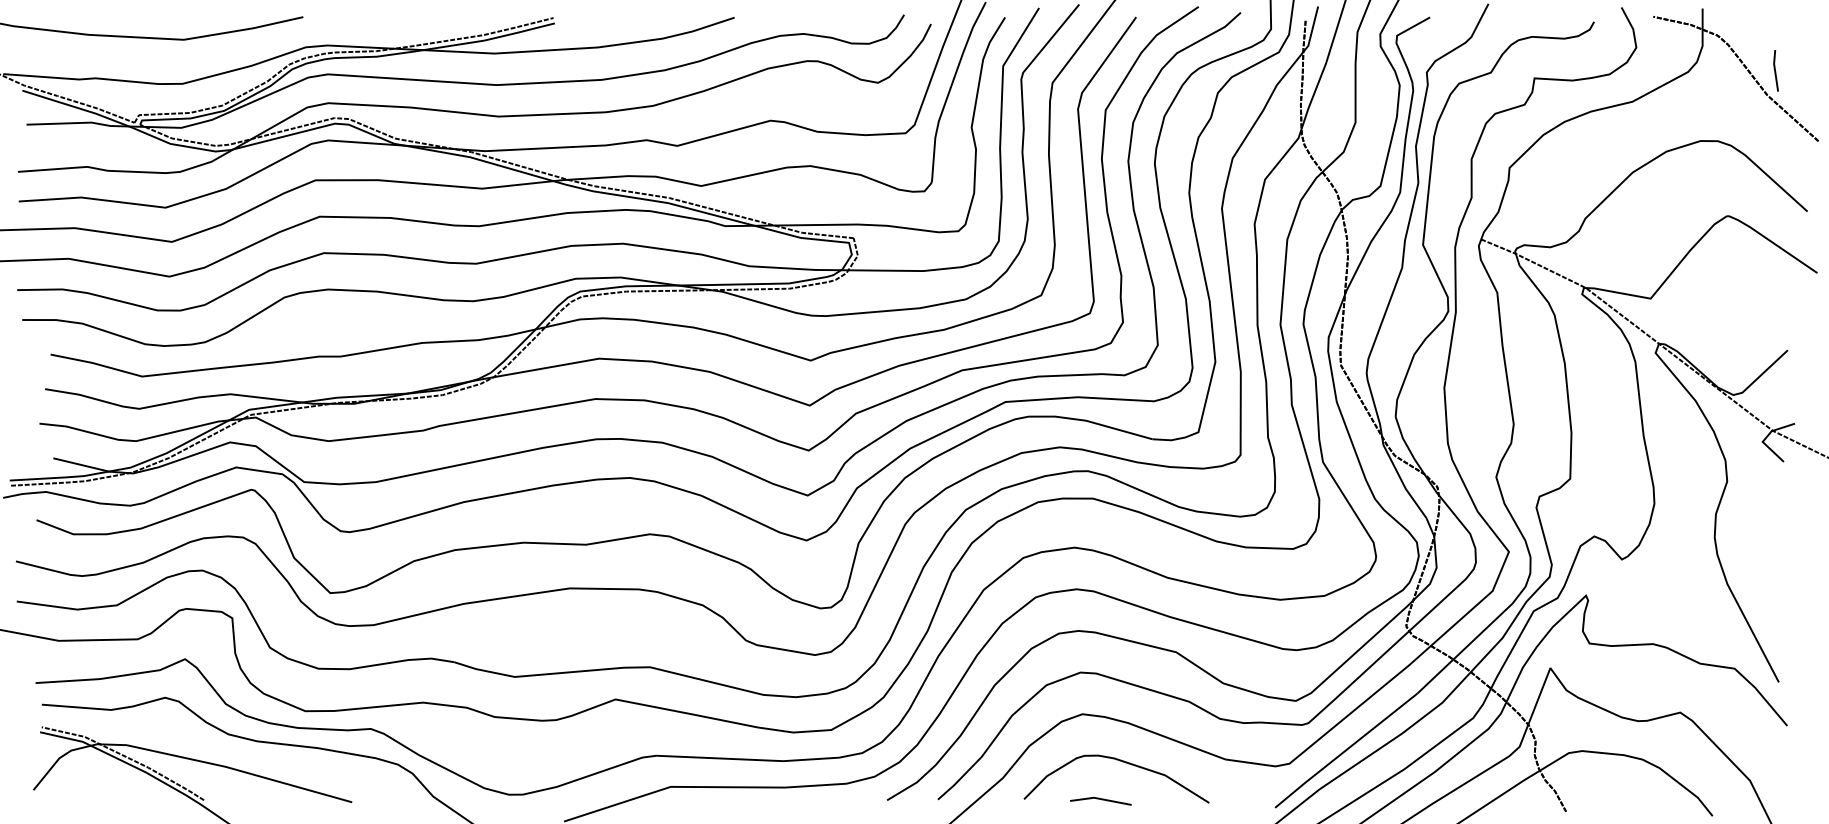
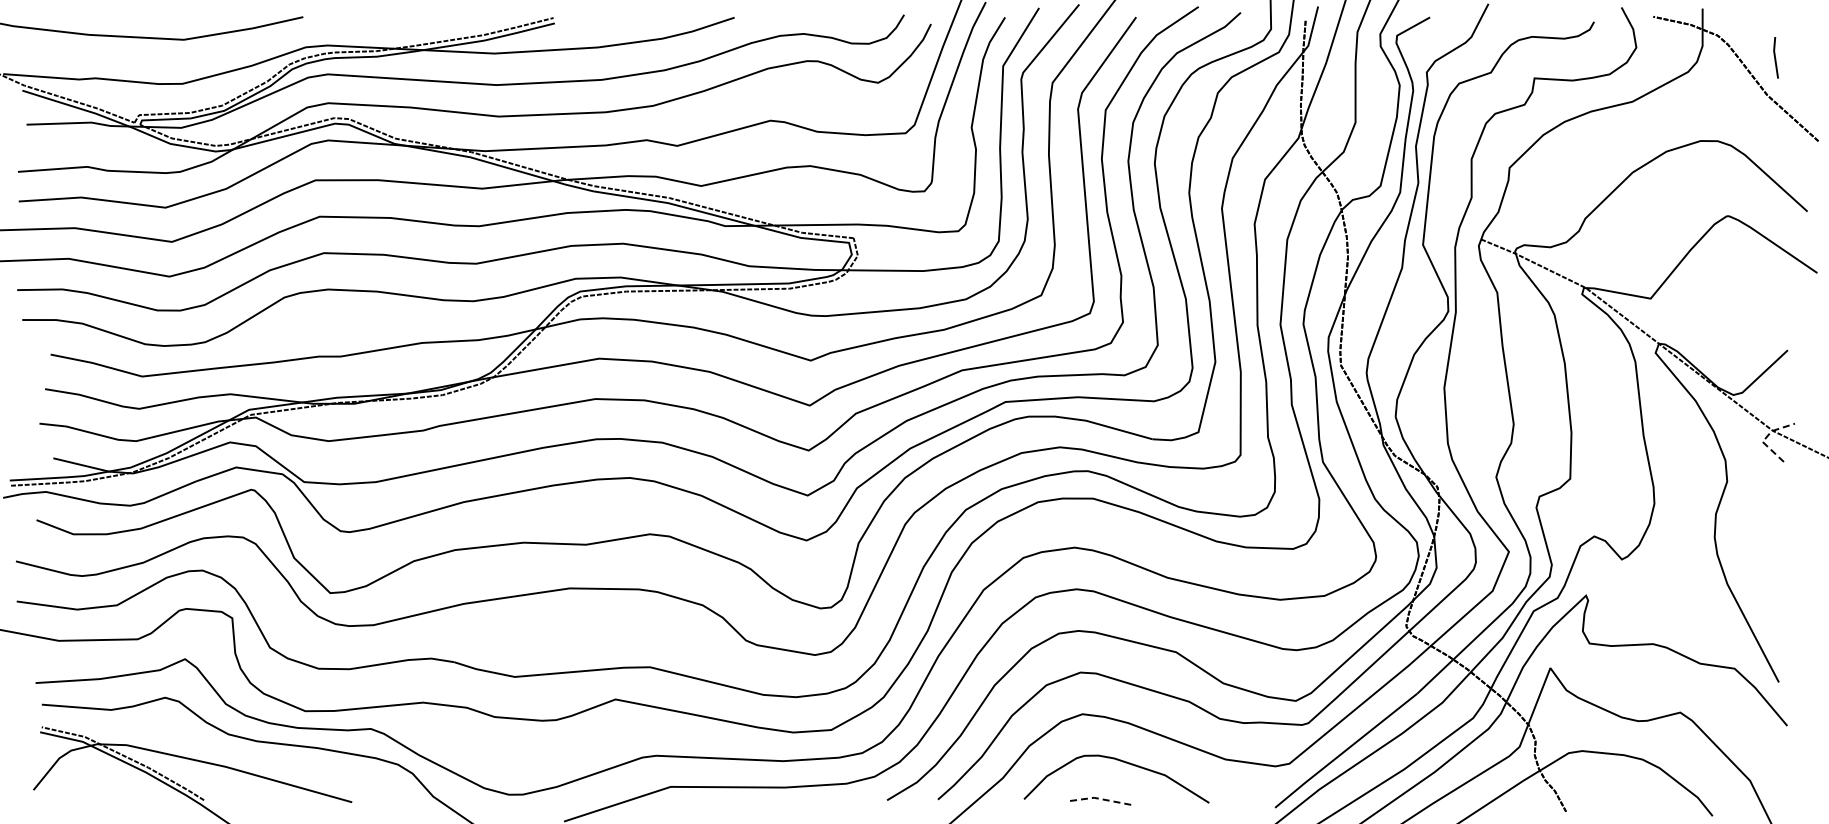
line position: (1775, 70) -> (1775, 57) (1775, 57)
line: solid -> dashed (1765, 438)
line: solid -> dashed (1100, 799)
